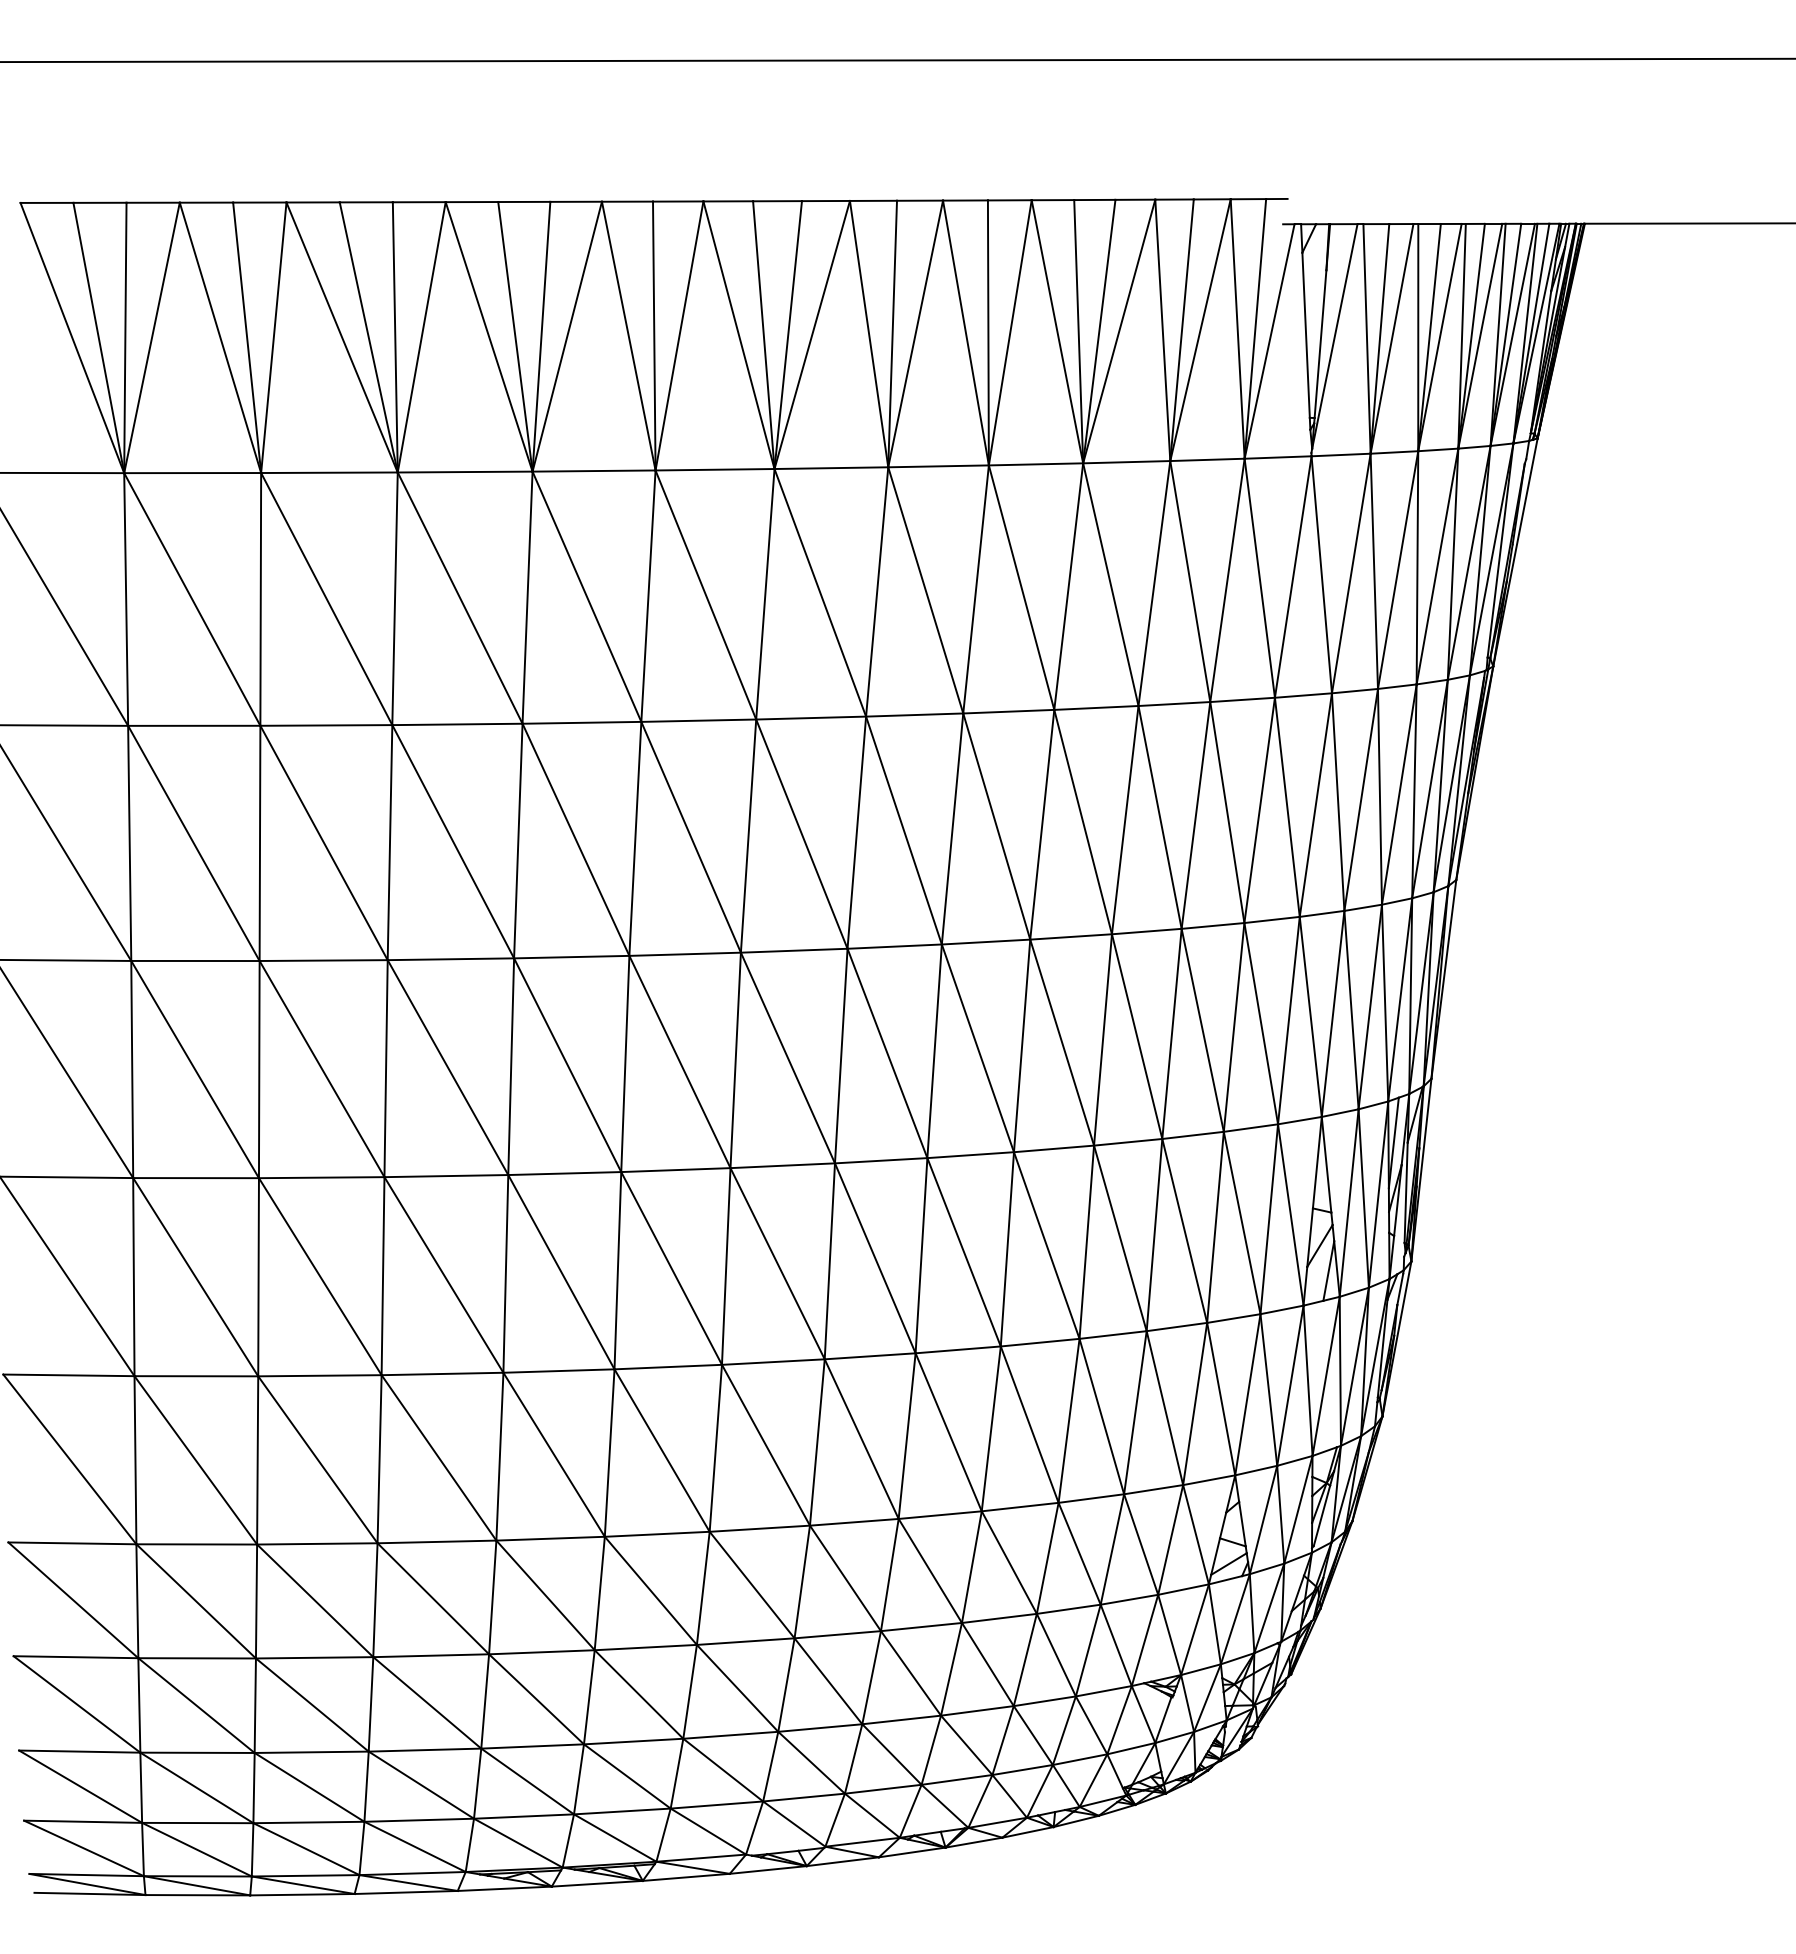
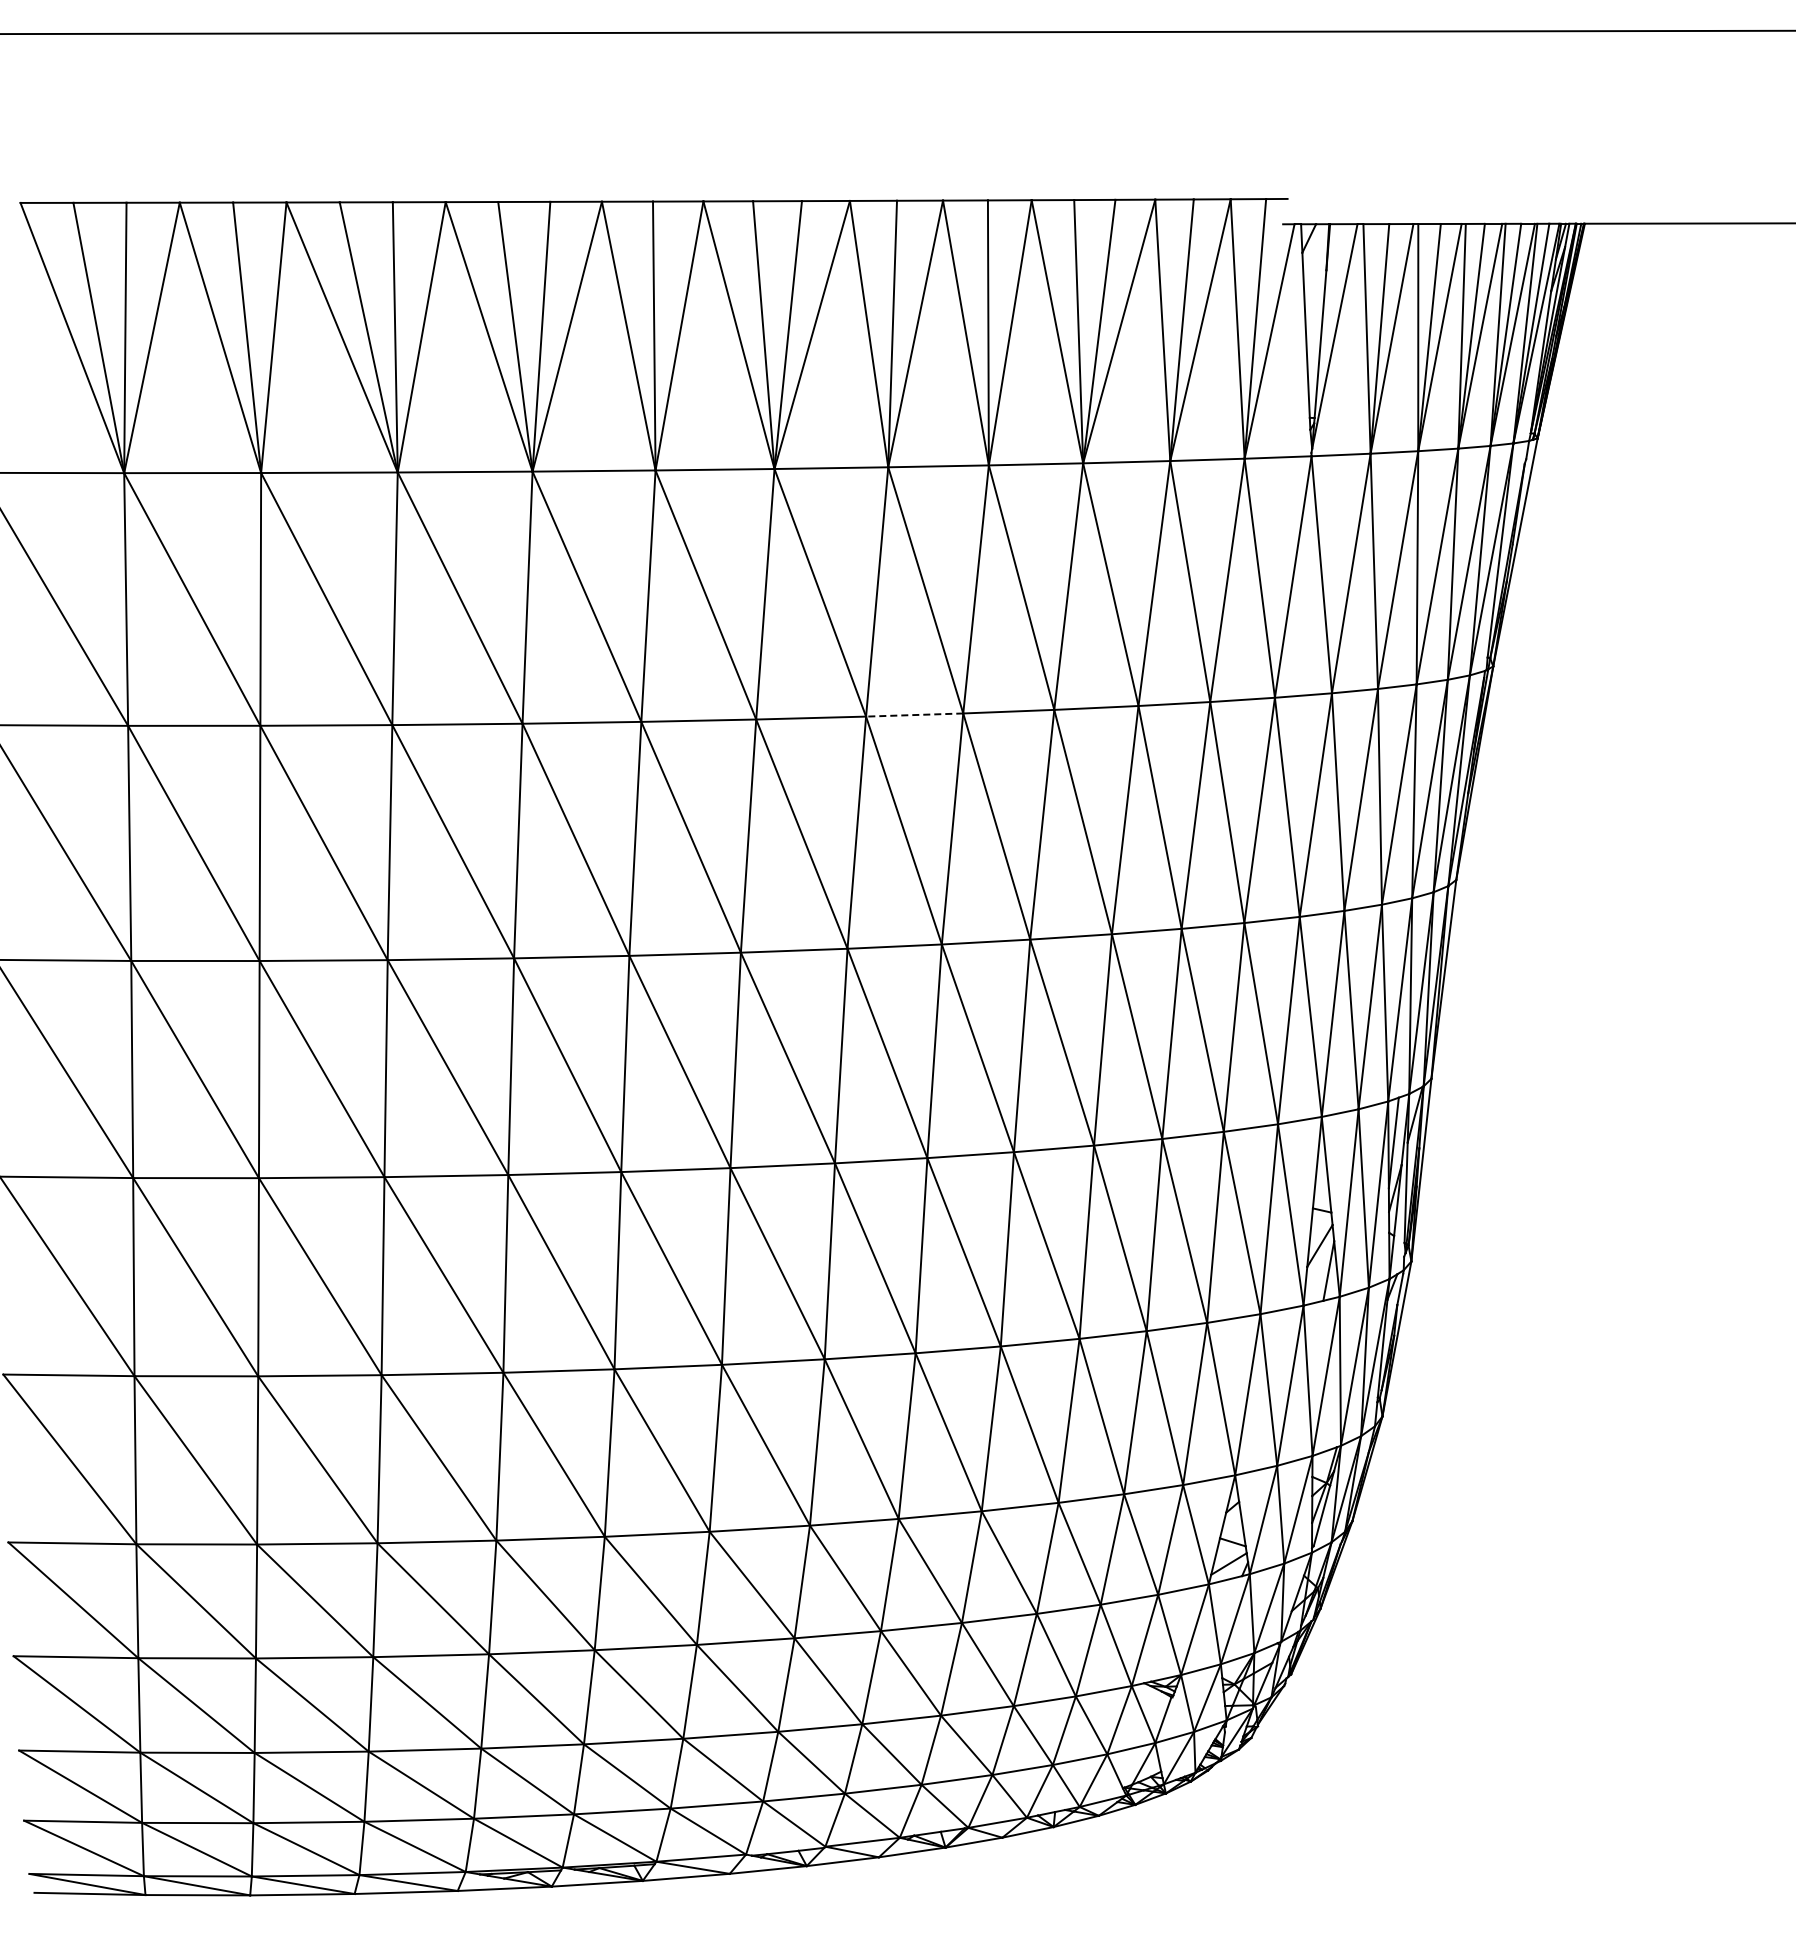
line position: (897, 60) -> (897, 32) (897, 32)
line: solid -> dashed (914, 715)
